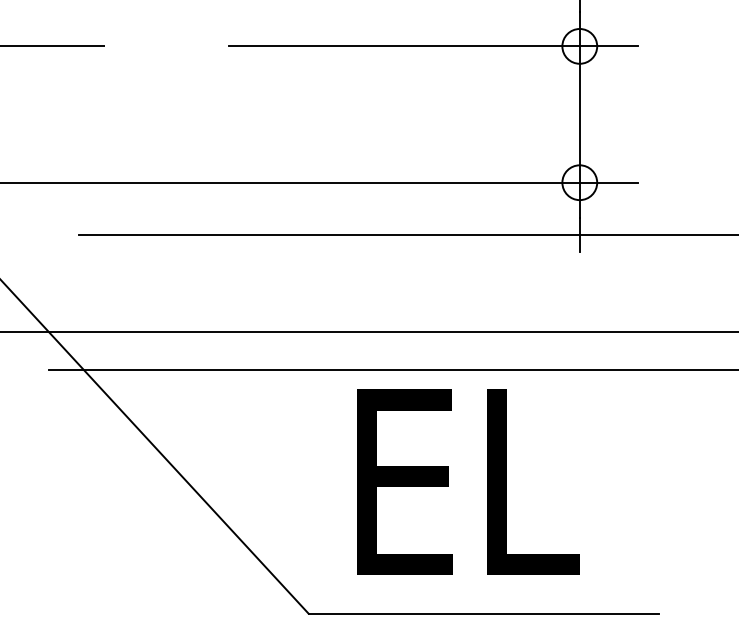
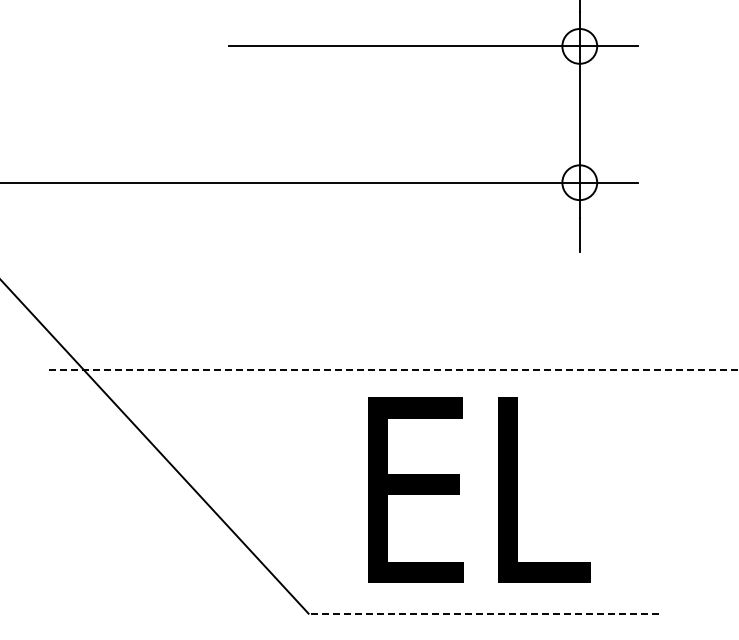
line: present -> none (53, 46)
line: present -> none (407, 234)
line: present -> none (368, 332)
line: solid -> dashed (393, 369)
text position: (468, 481) -> (479, 489) (479, 489)
line: solid -> dashed (483, 613)
